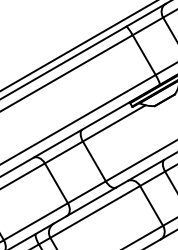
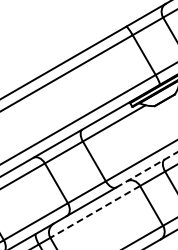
line: present -> none (78, 45)
line: solid -> dashed (147, 169)
line: solid -> dashed (95, 211)
